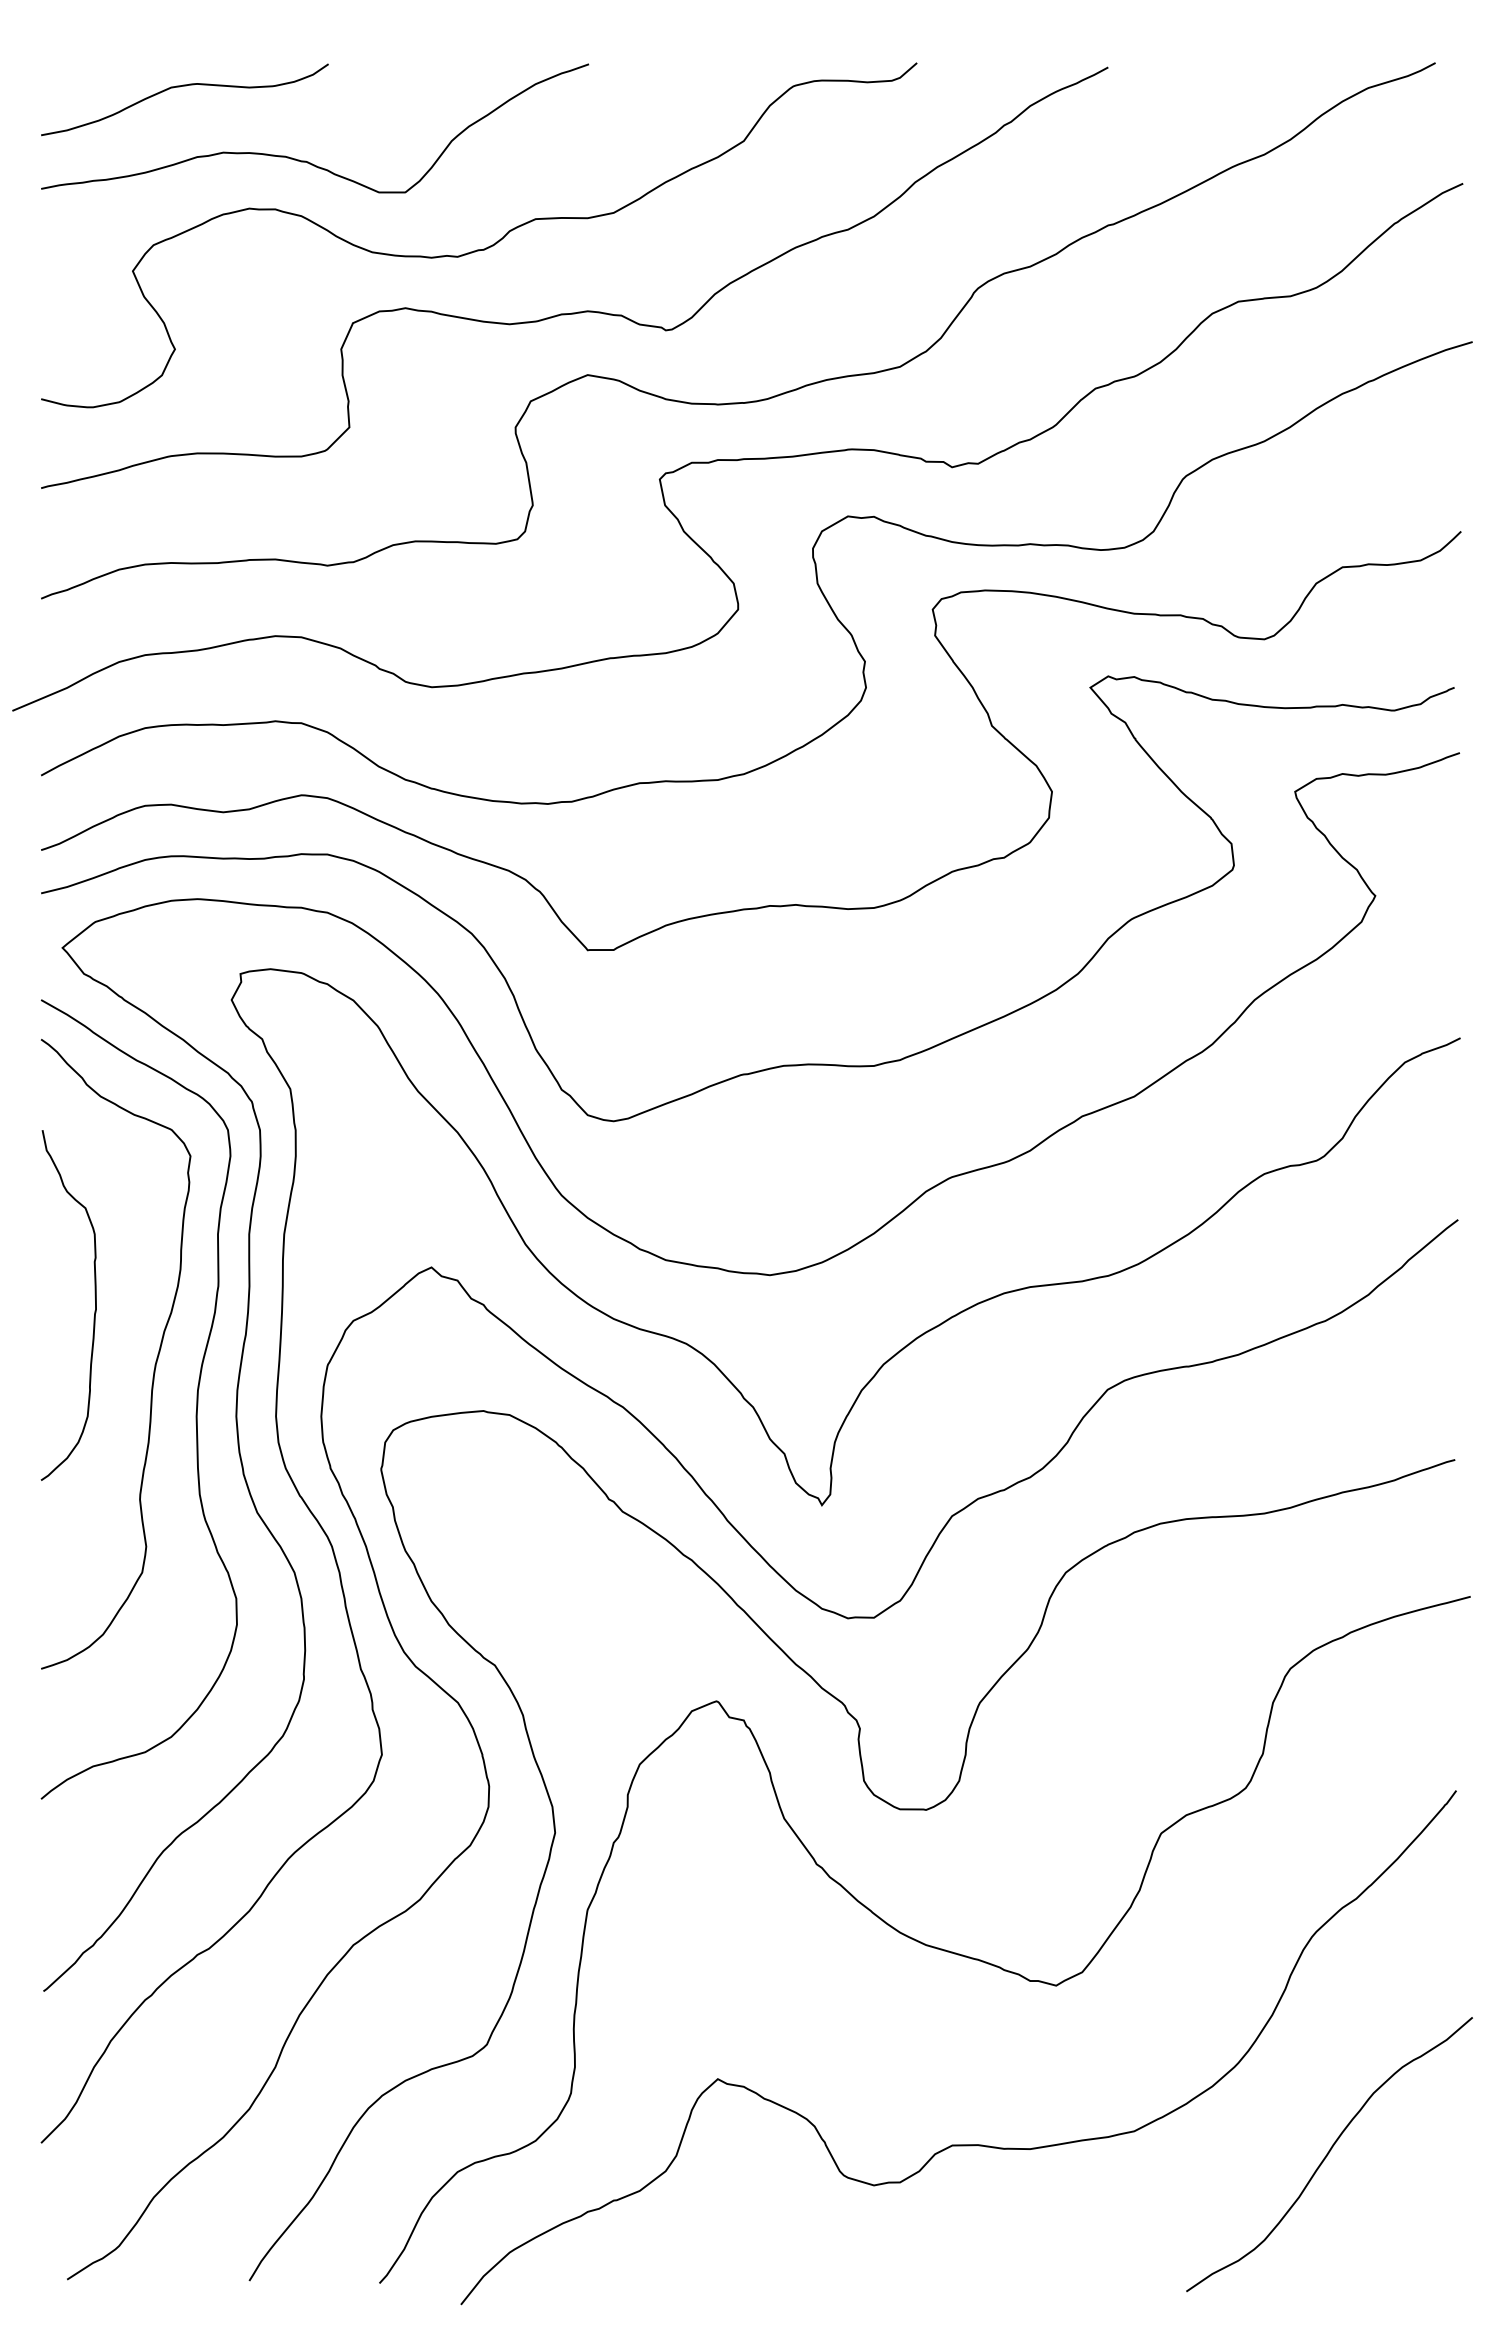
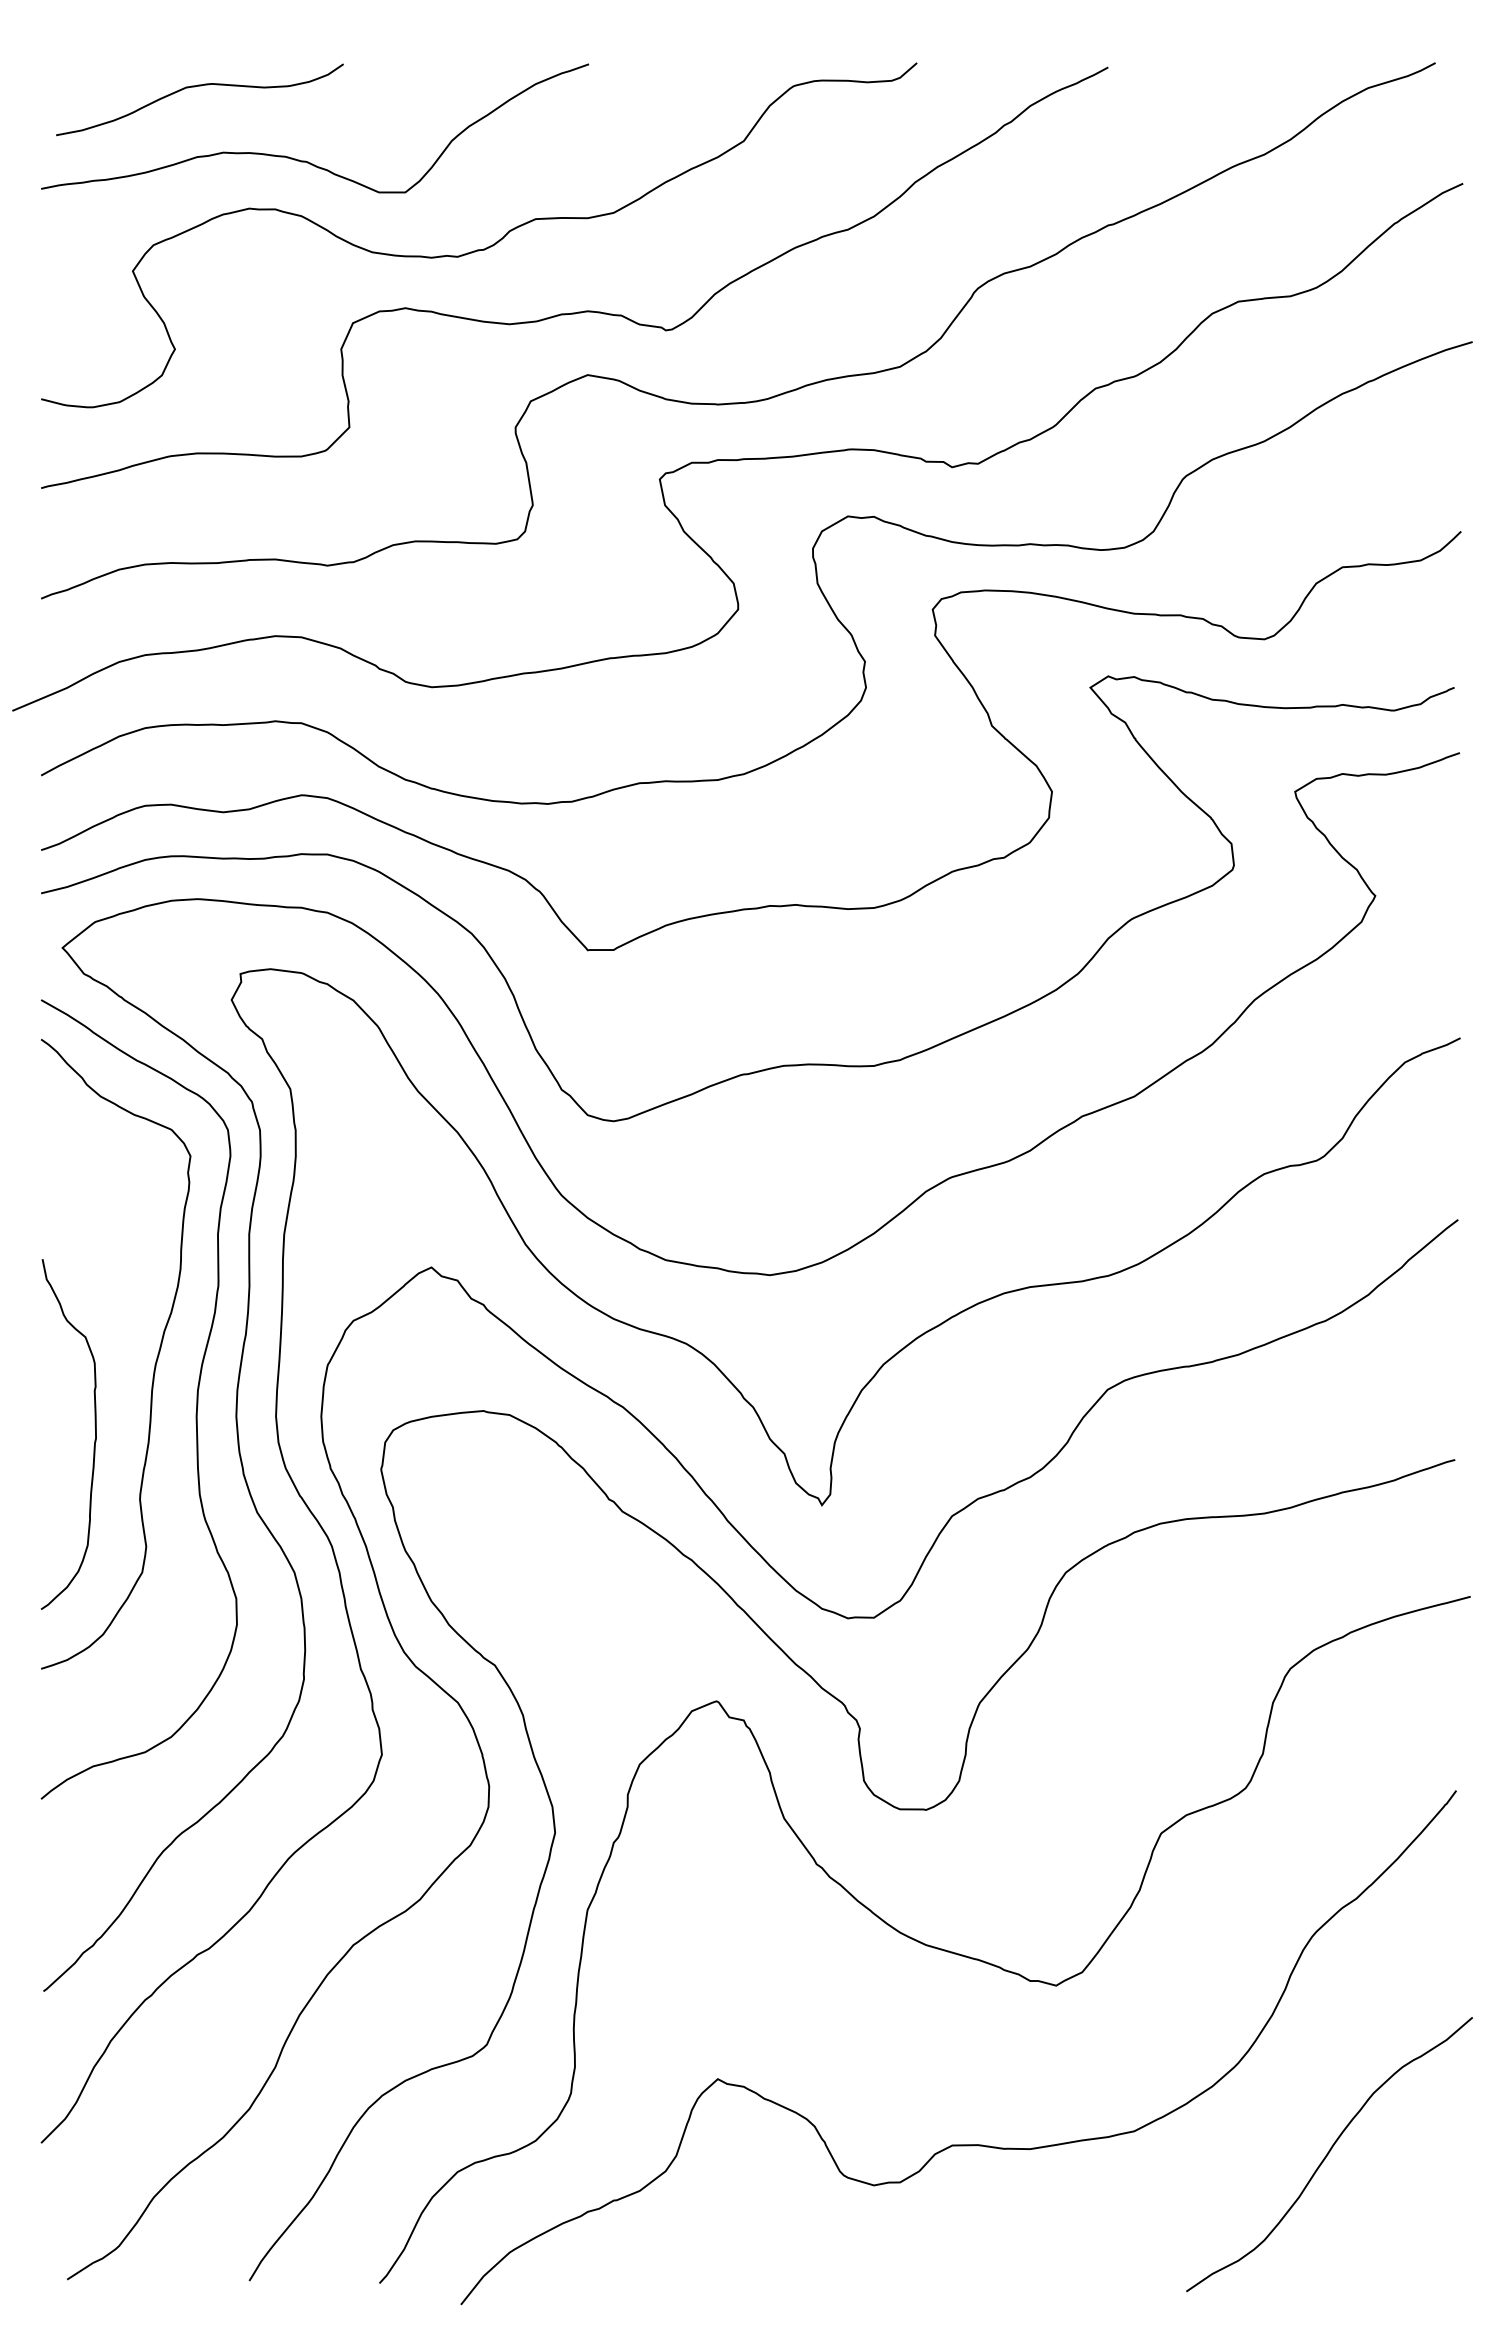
curve position: (180, 87) -> (195, 87) (195, 87)
curve position: (94, 1310) -> (94, 1439) (94, 1439)
